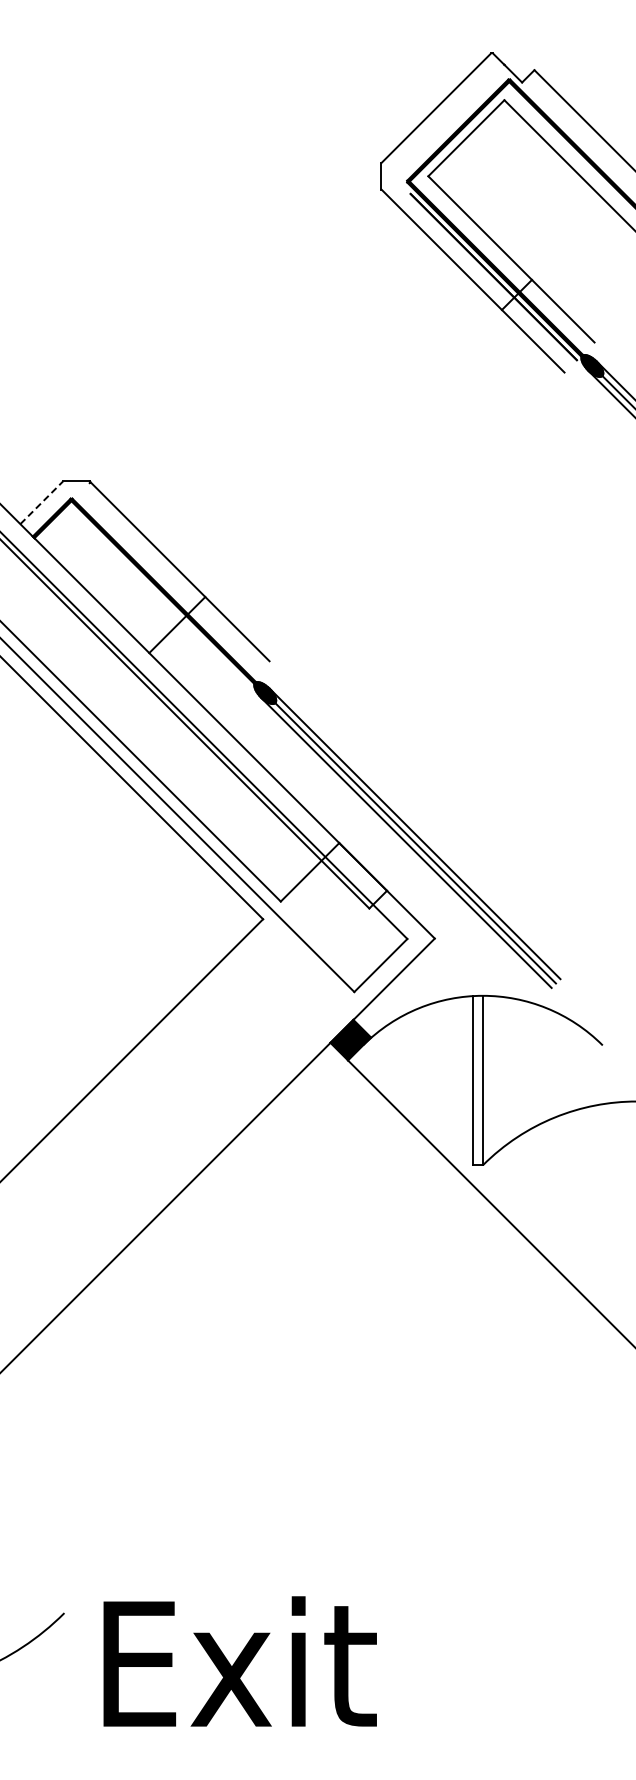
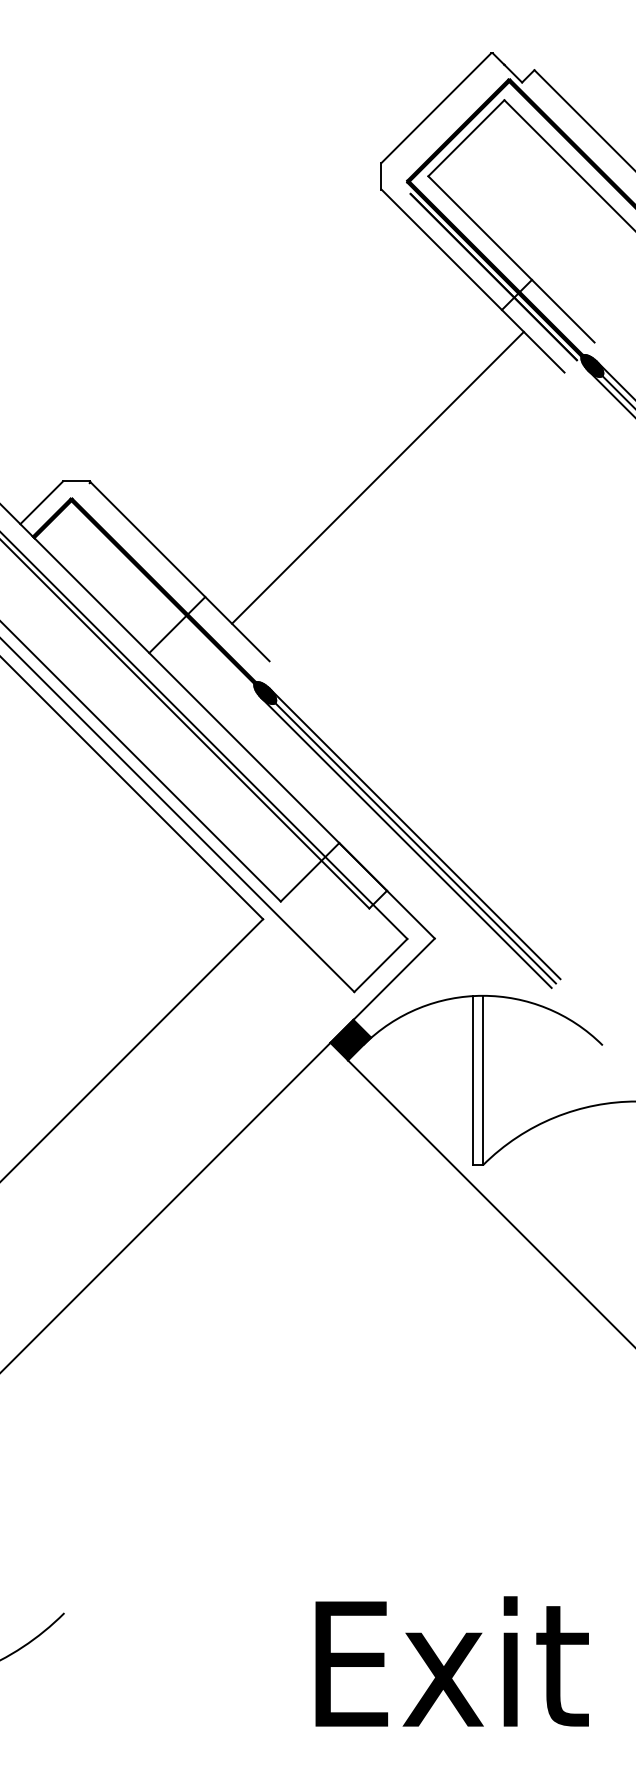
line: none -> present (377, 477)
line: dashed -> solid (42, 502)
text position: (239, 1661) -> (451, 1661) (451, 1661)
